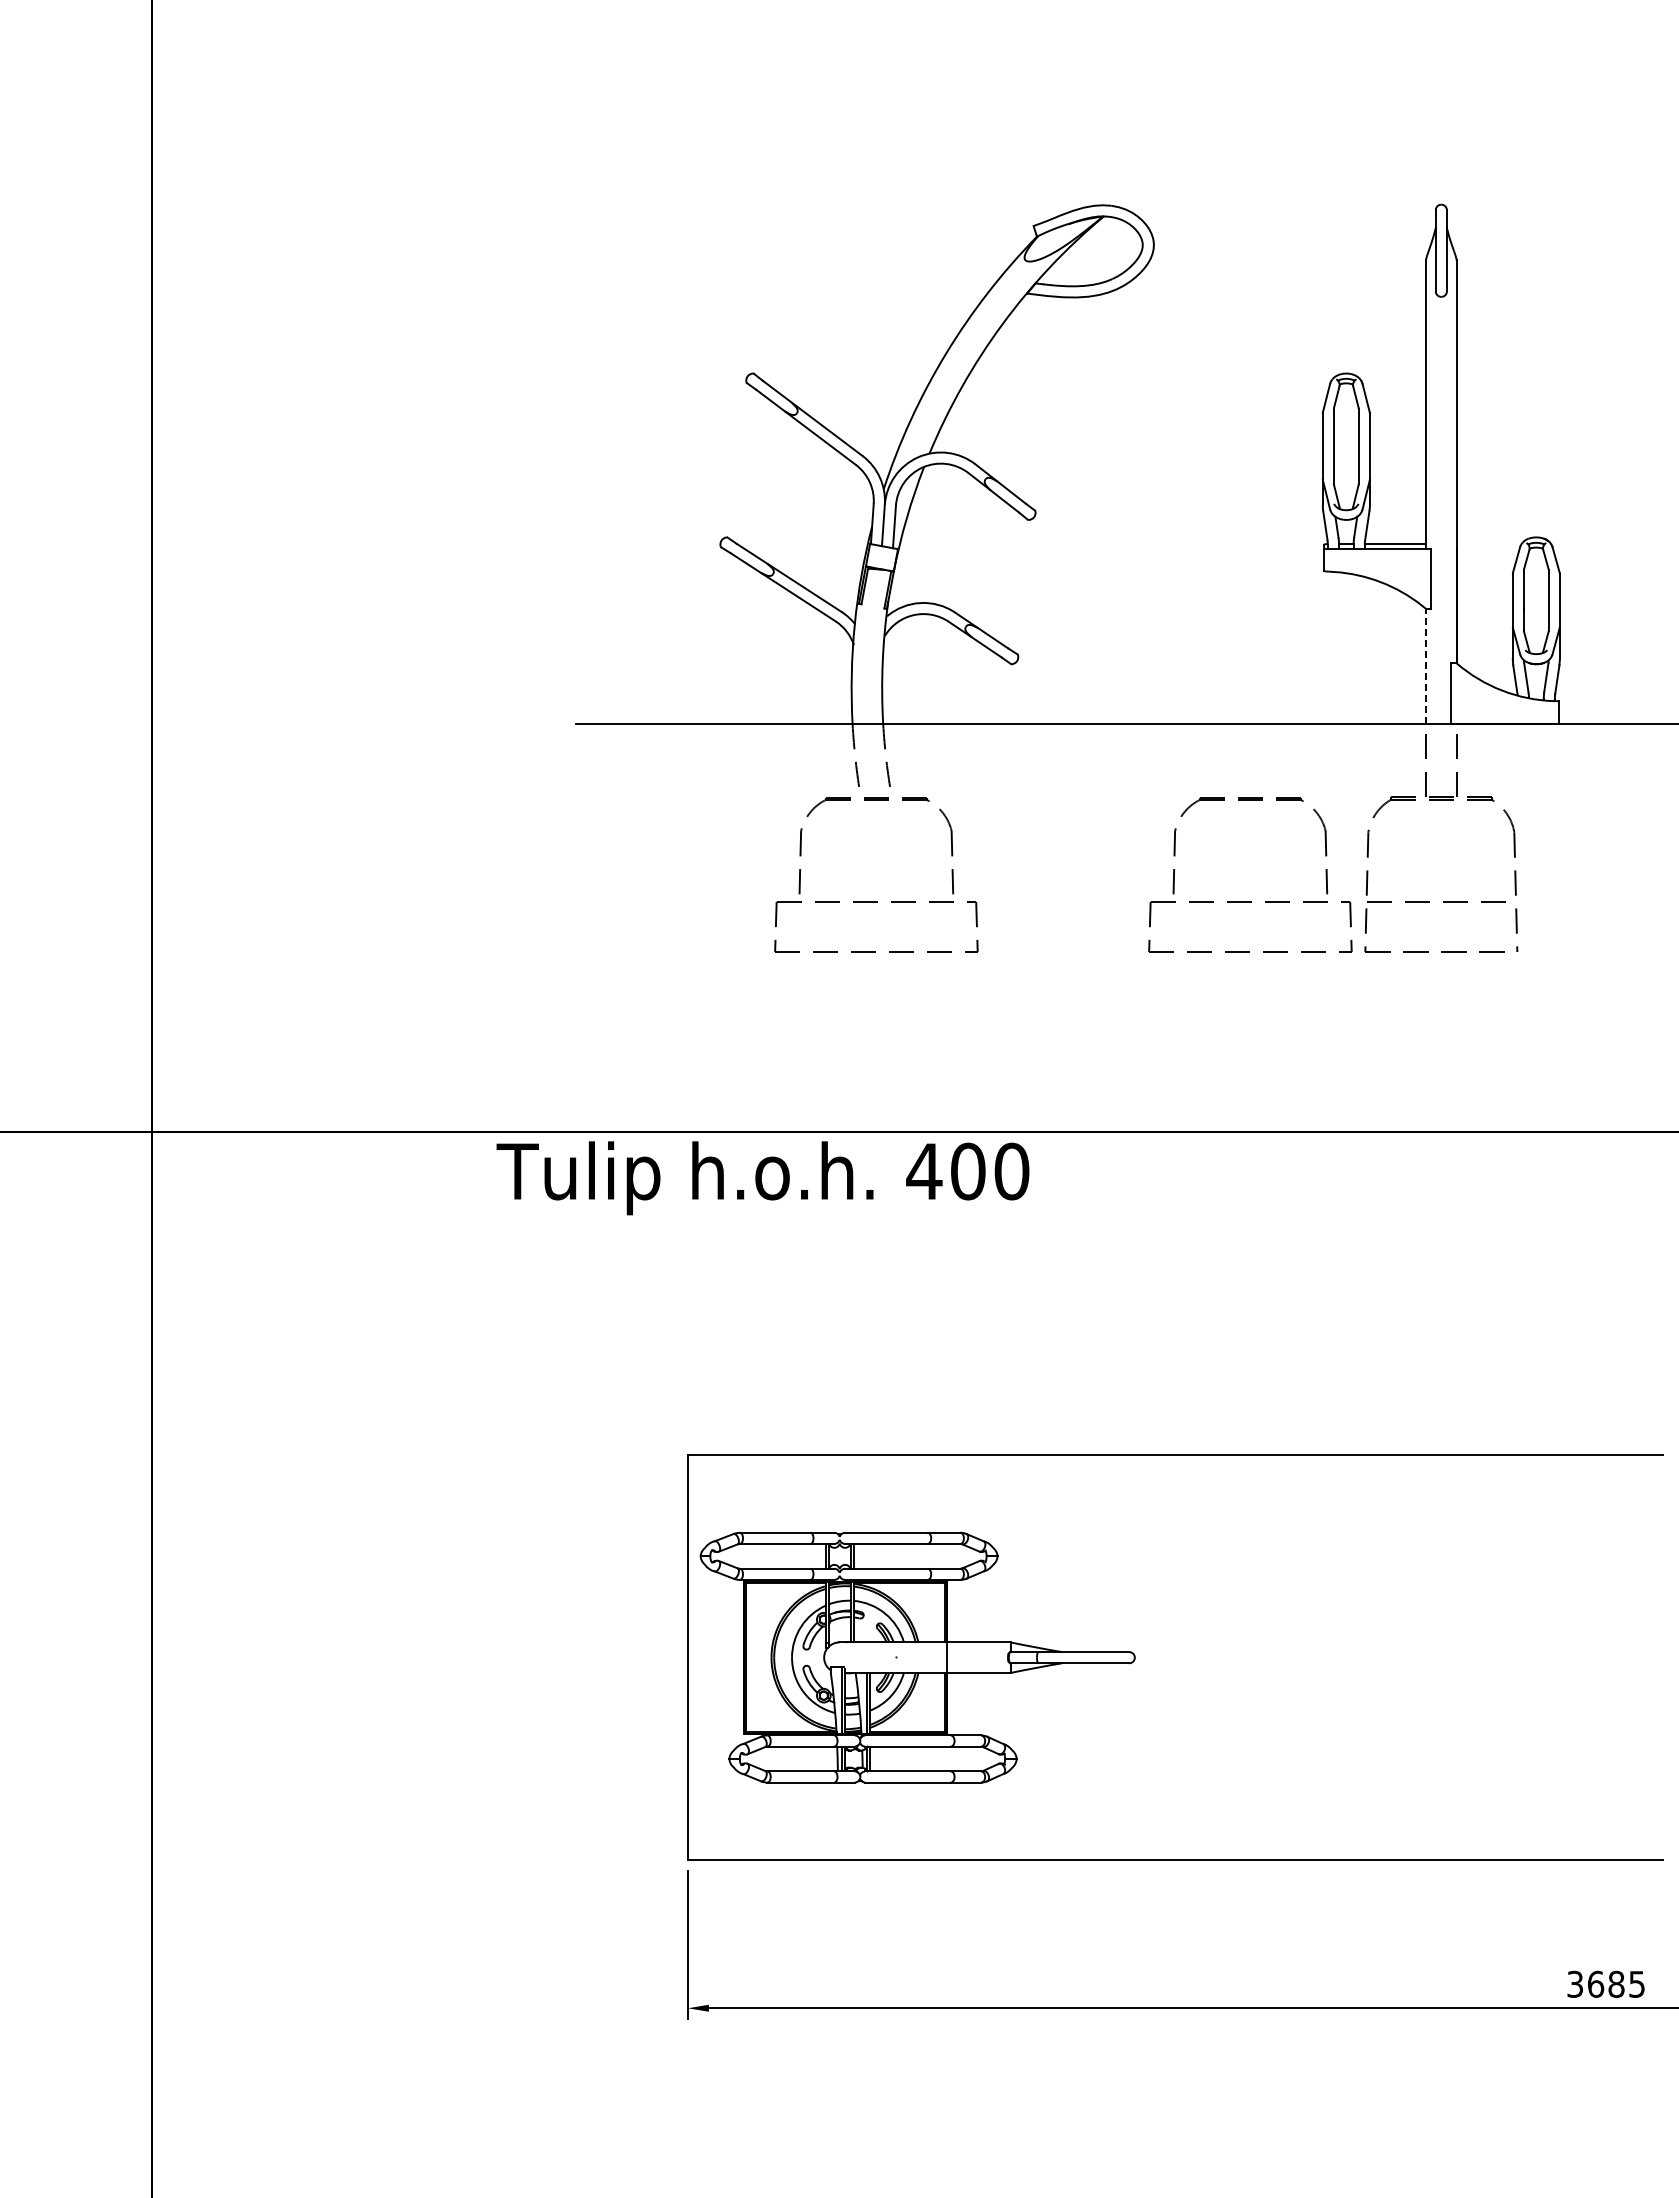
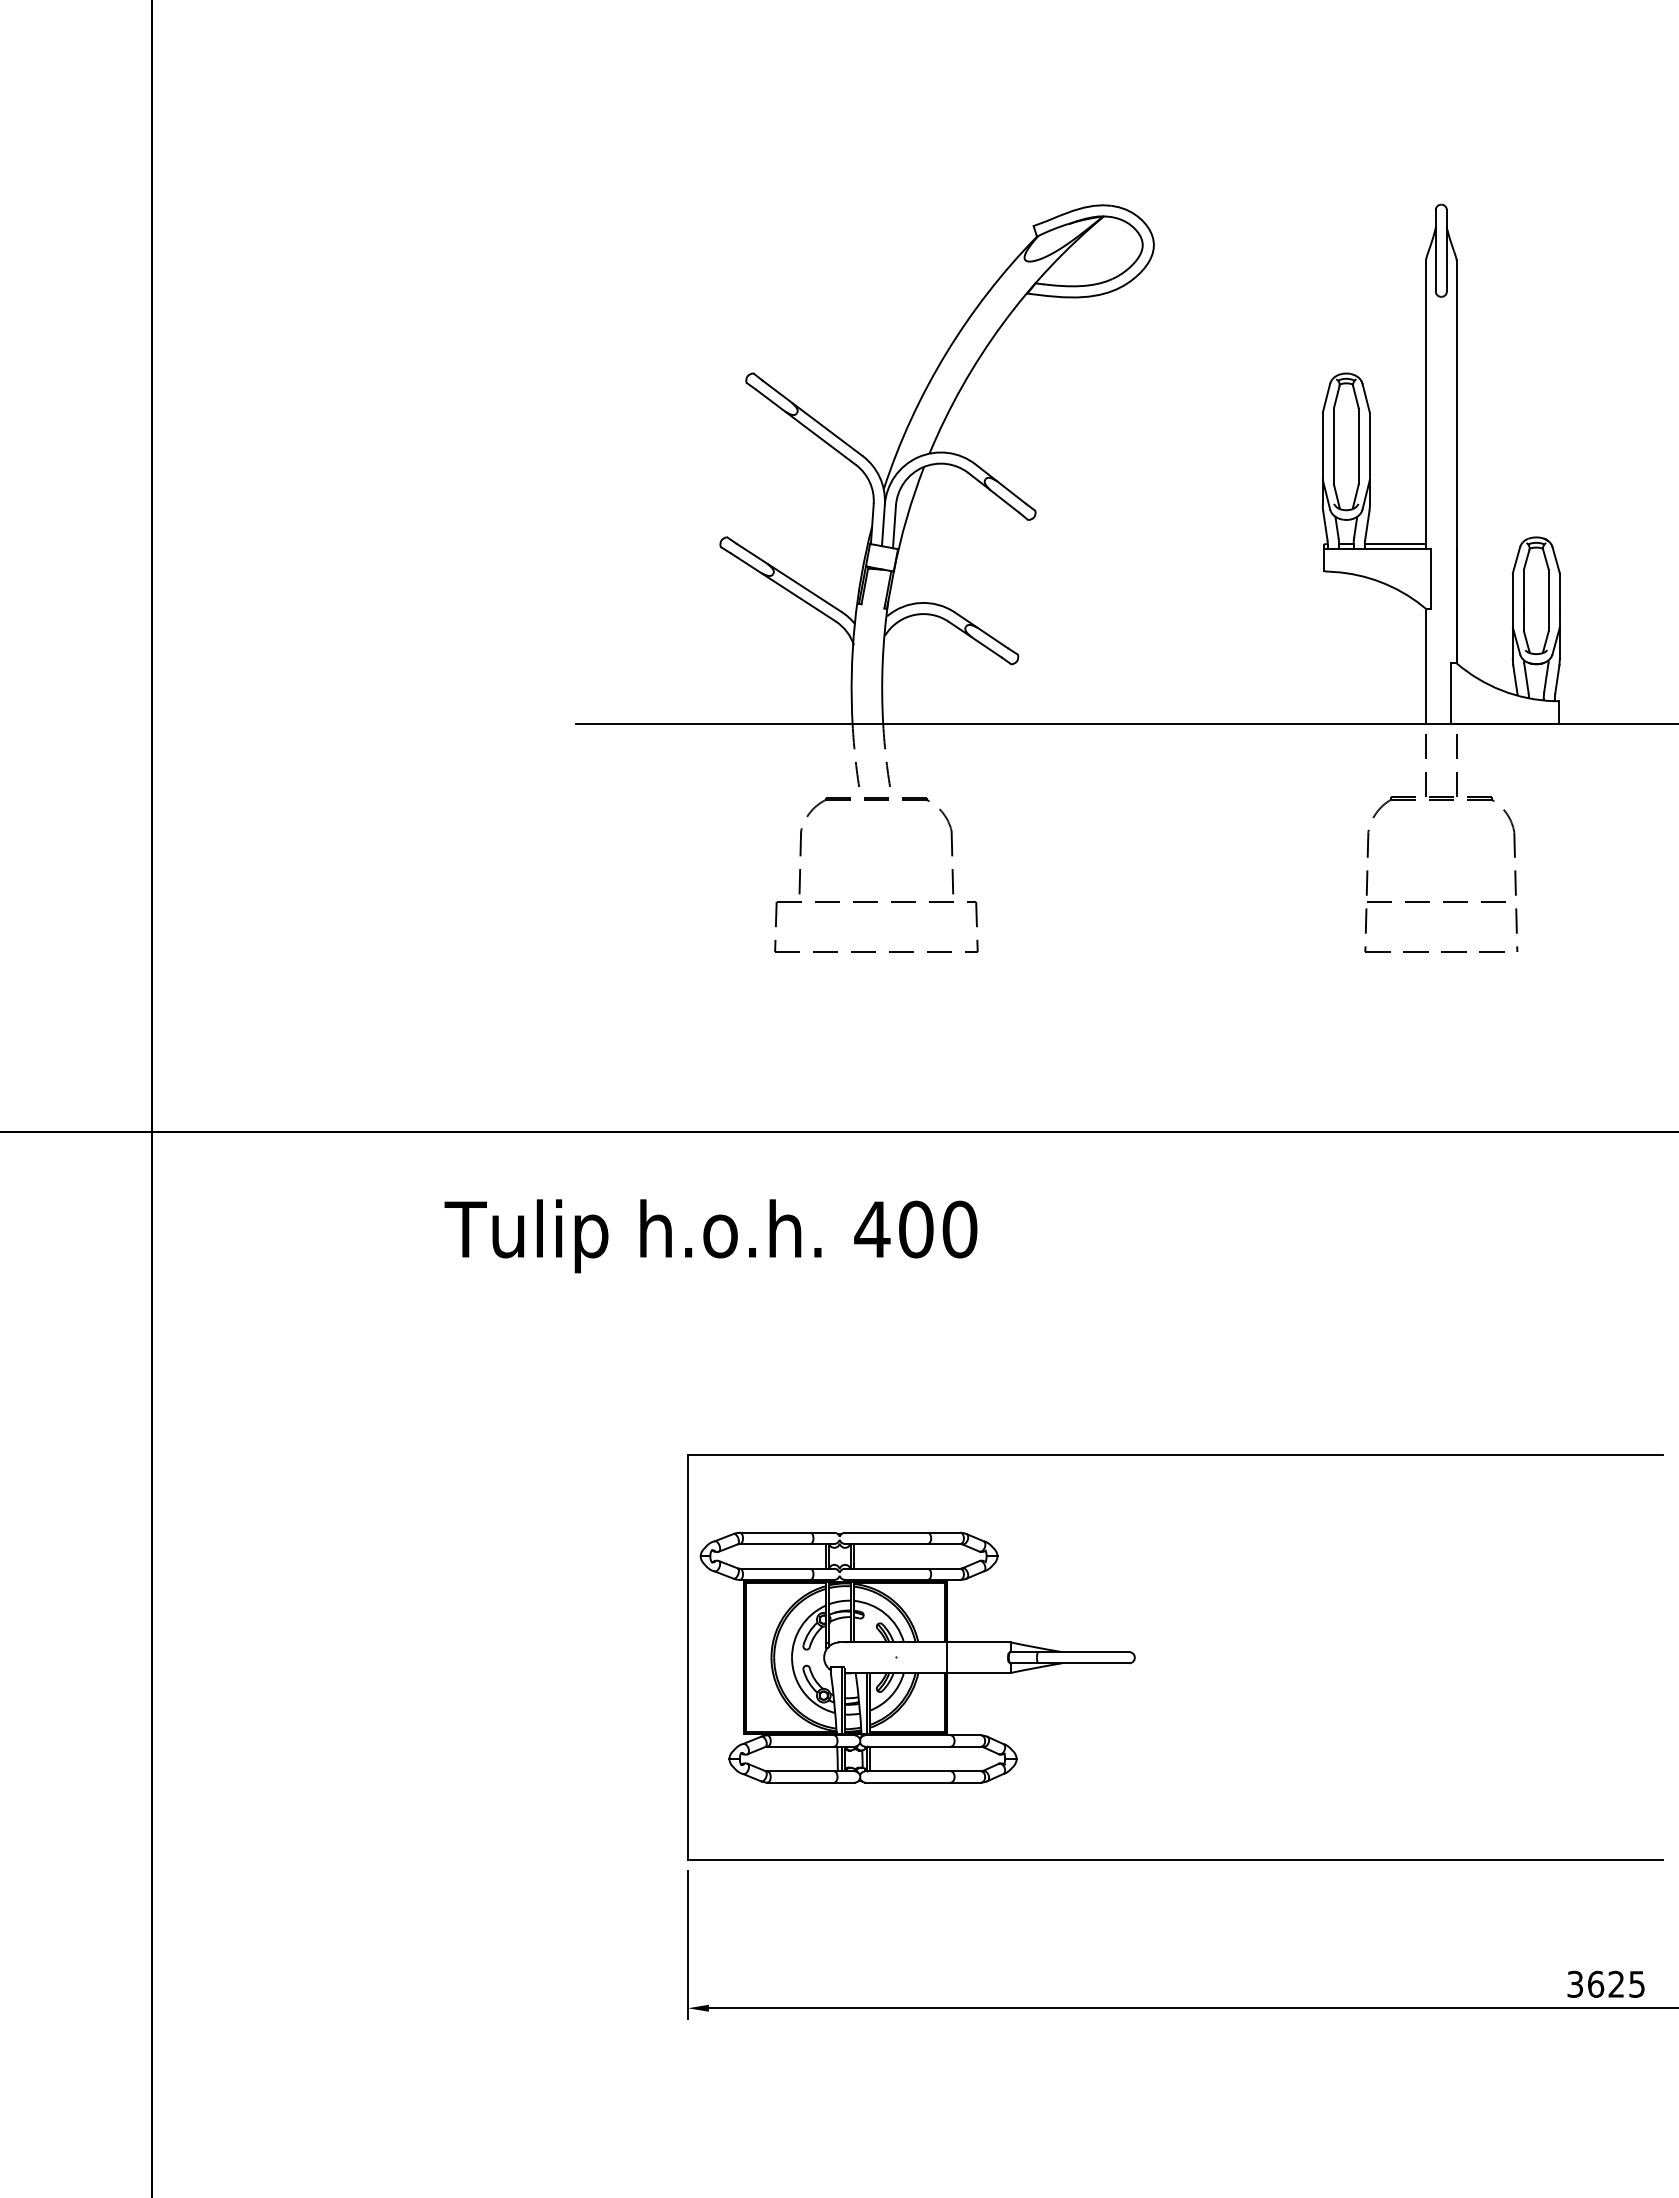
line: dashed -> solid (1426, 666)
part: present -> none (1250, 901)
text position: (762, 1178) -> (710, 1236) (710, 1236)
text: 3685 -> 3625 (1616, 1983)
